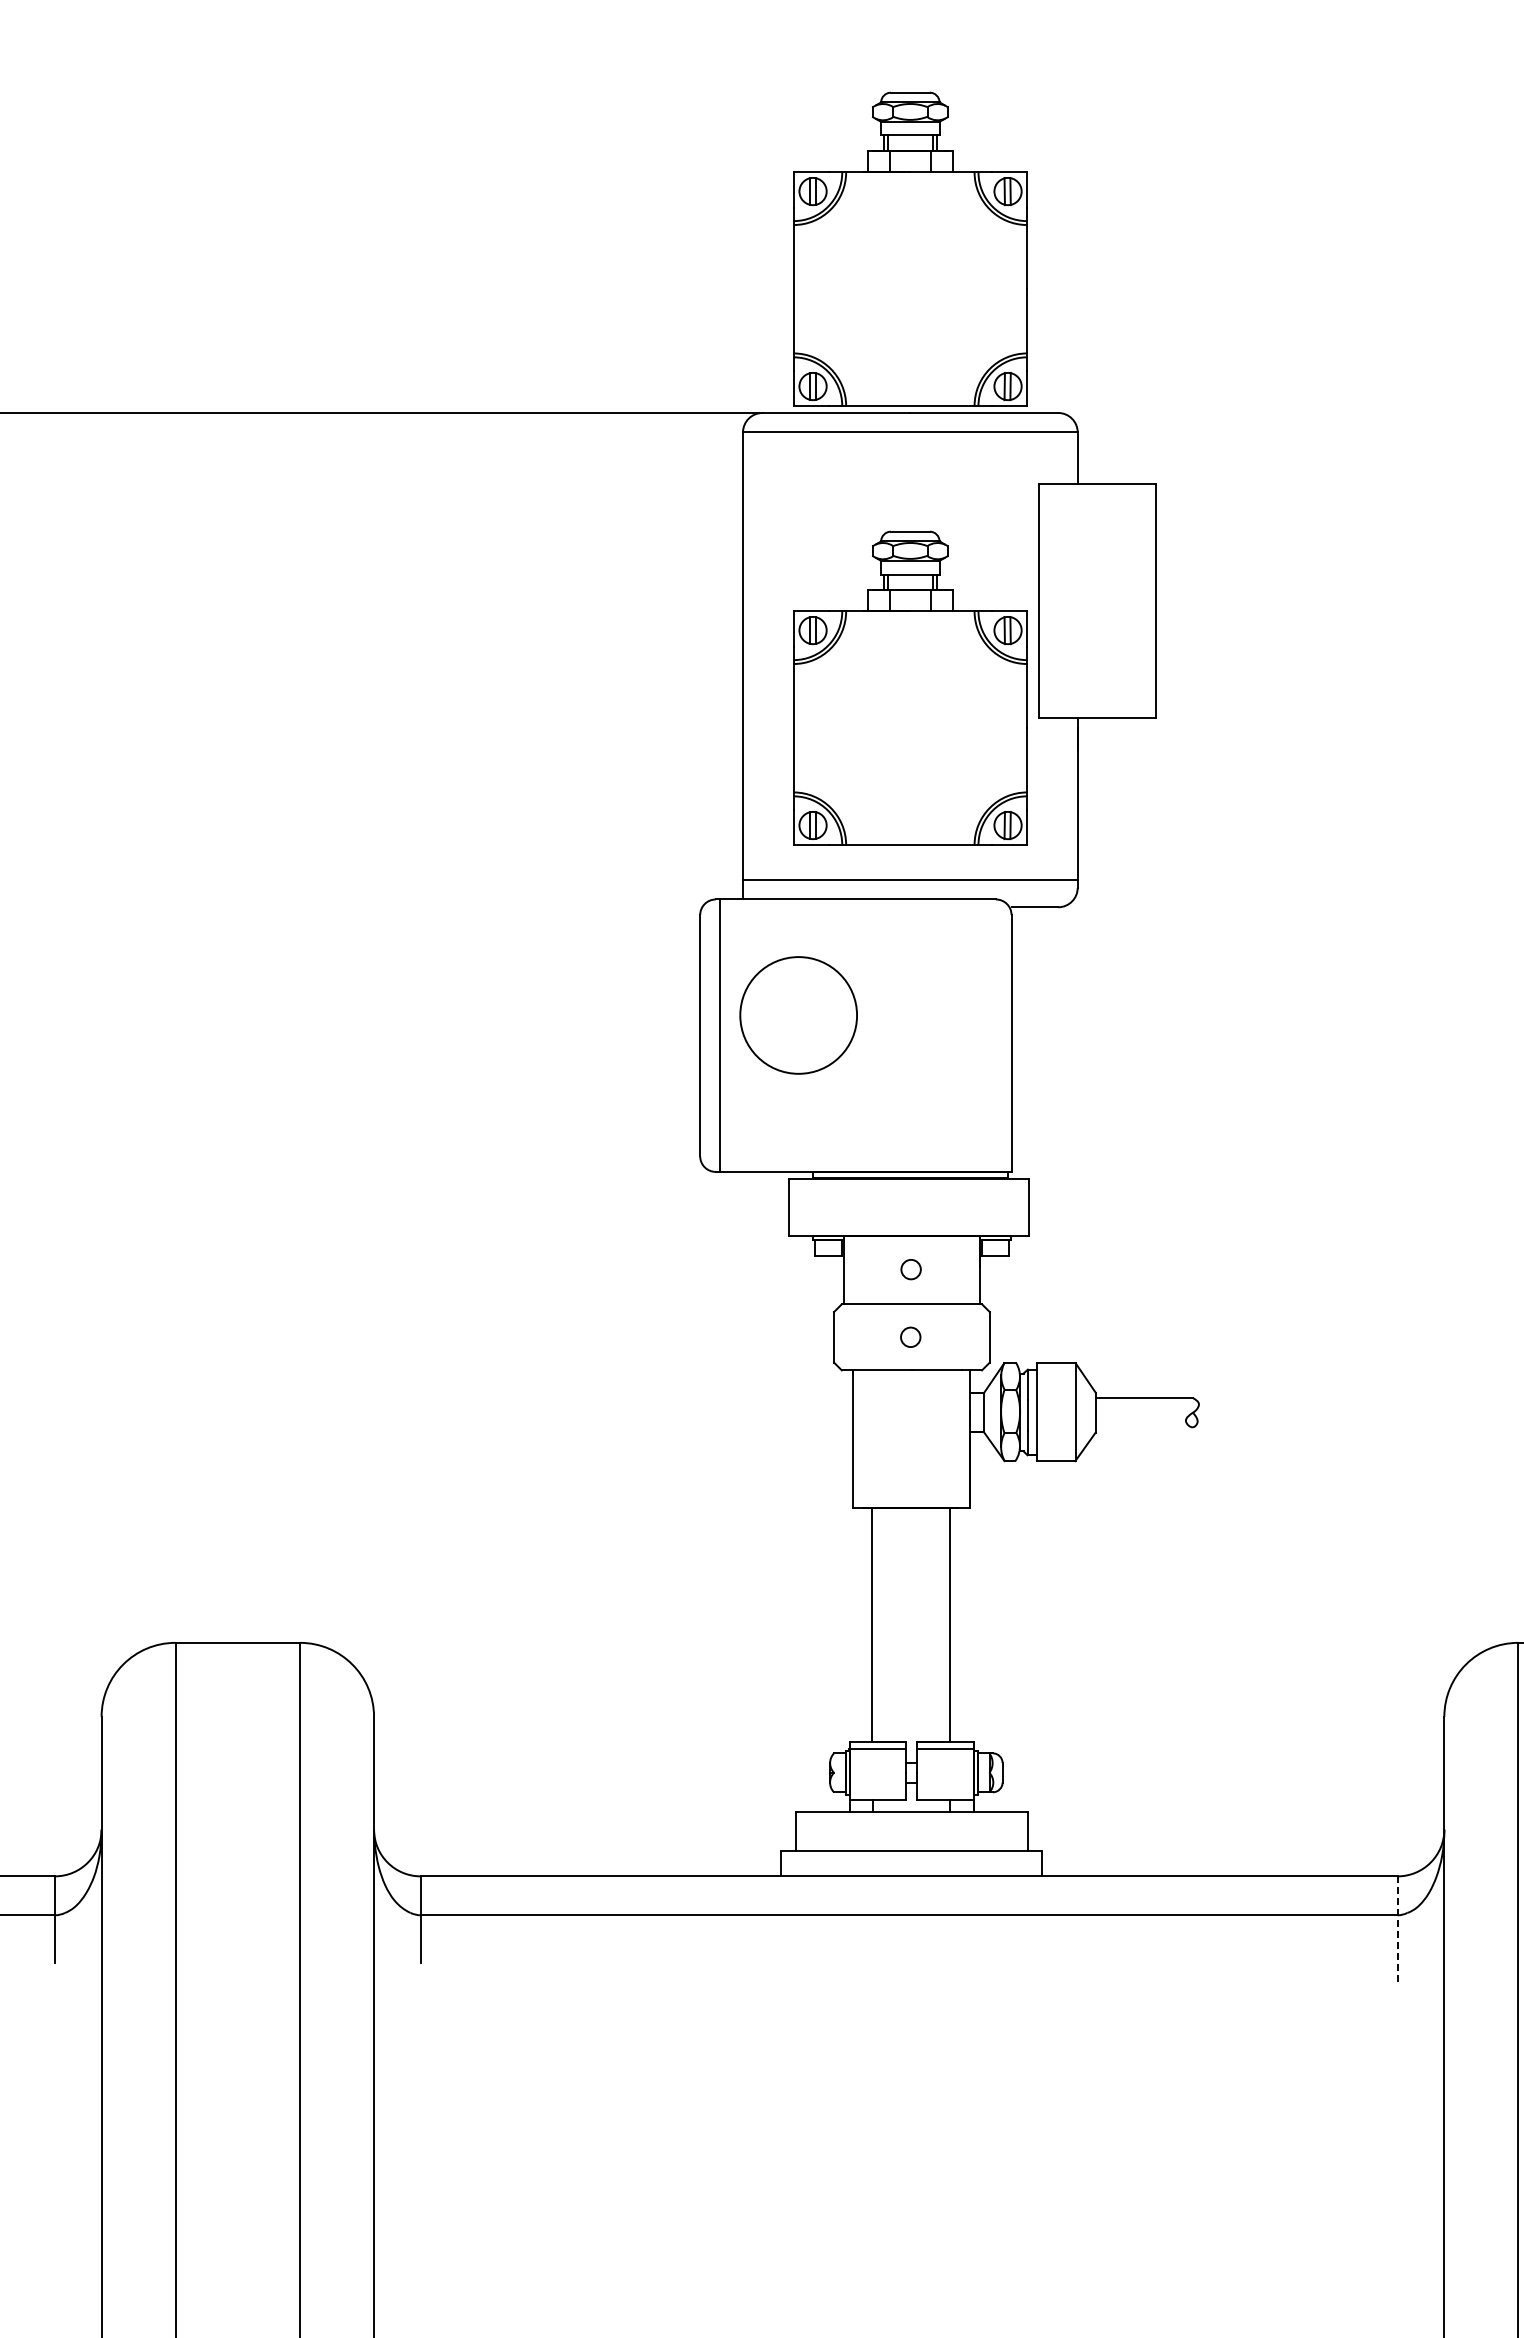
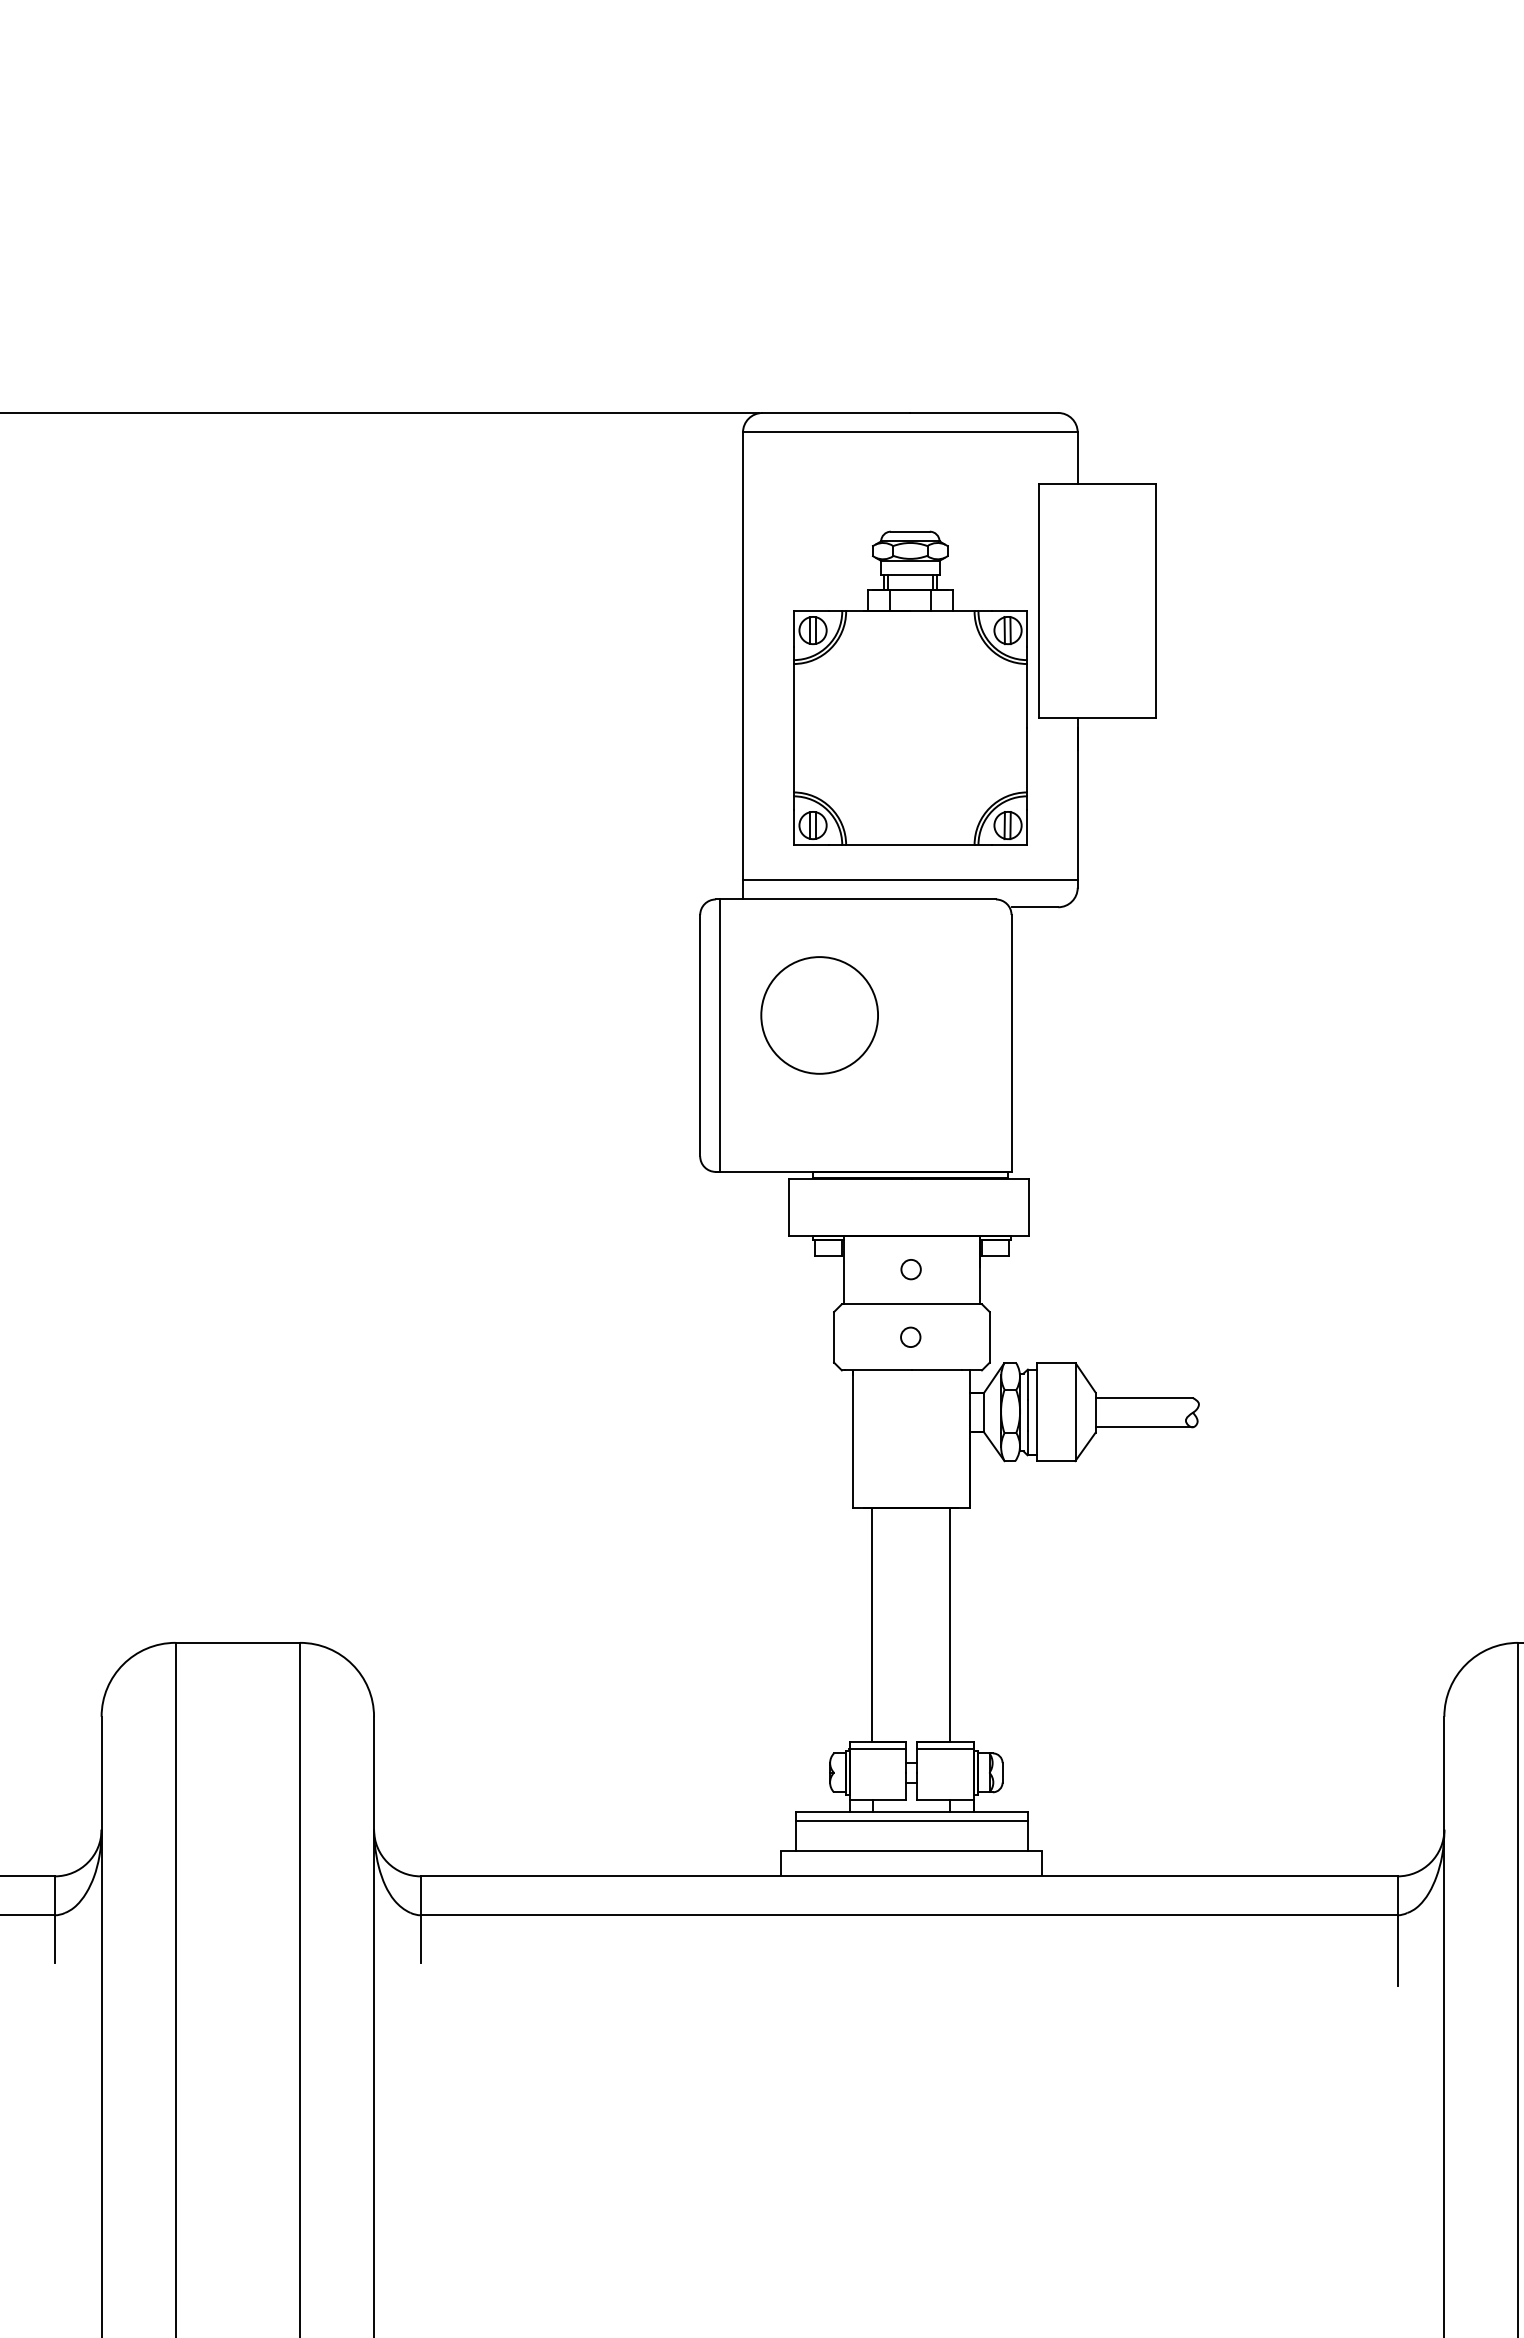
part: present -> none (910, 248)
circle position: (798, 1015) -> (819, 1015) (819, 1015)
line: none -> present (1143, 1427)
line: none -> present (911, 1821)
line: dashed -> solid (1397, 1931)
